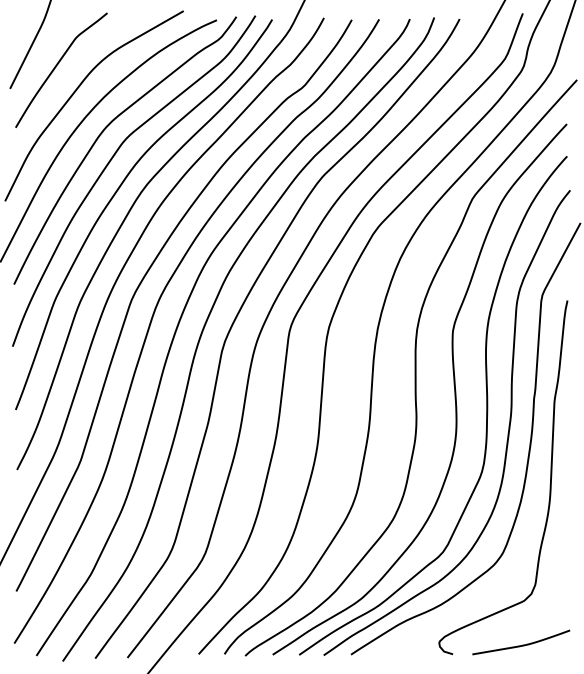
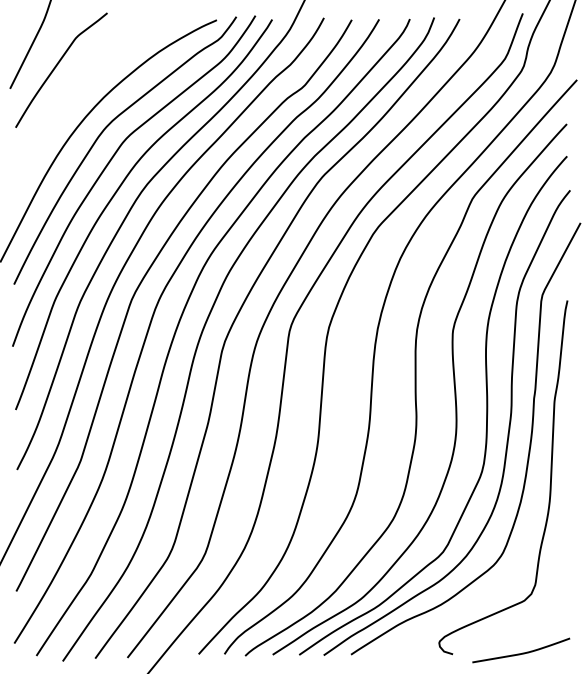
curve: present -> none (77, 90)
curve position: (522, 644) -> (522, 652) (522, 652)
